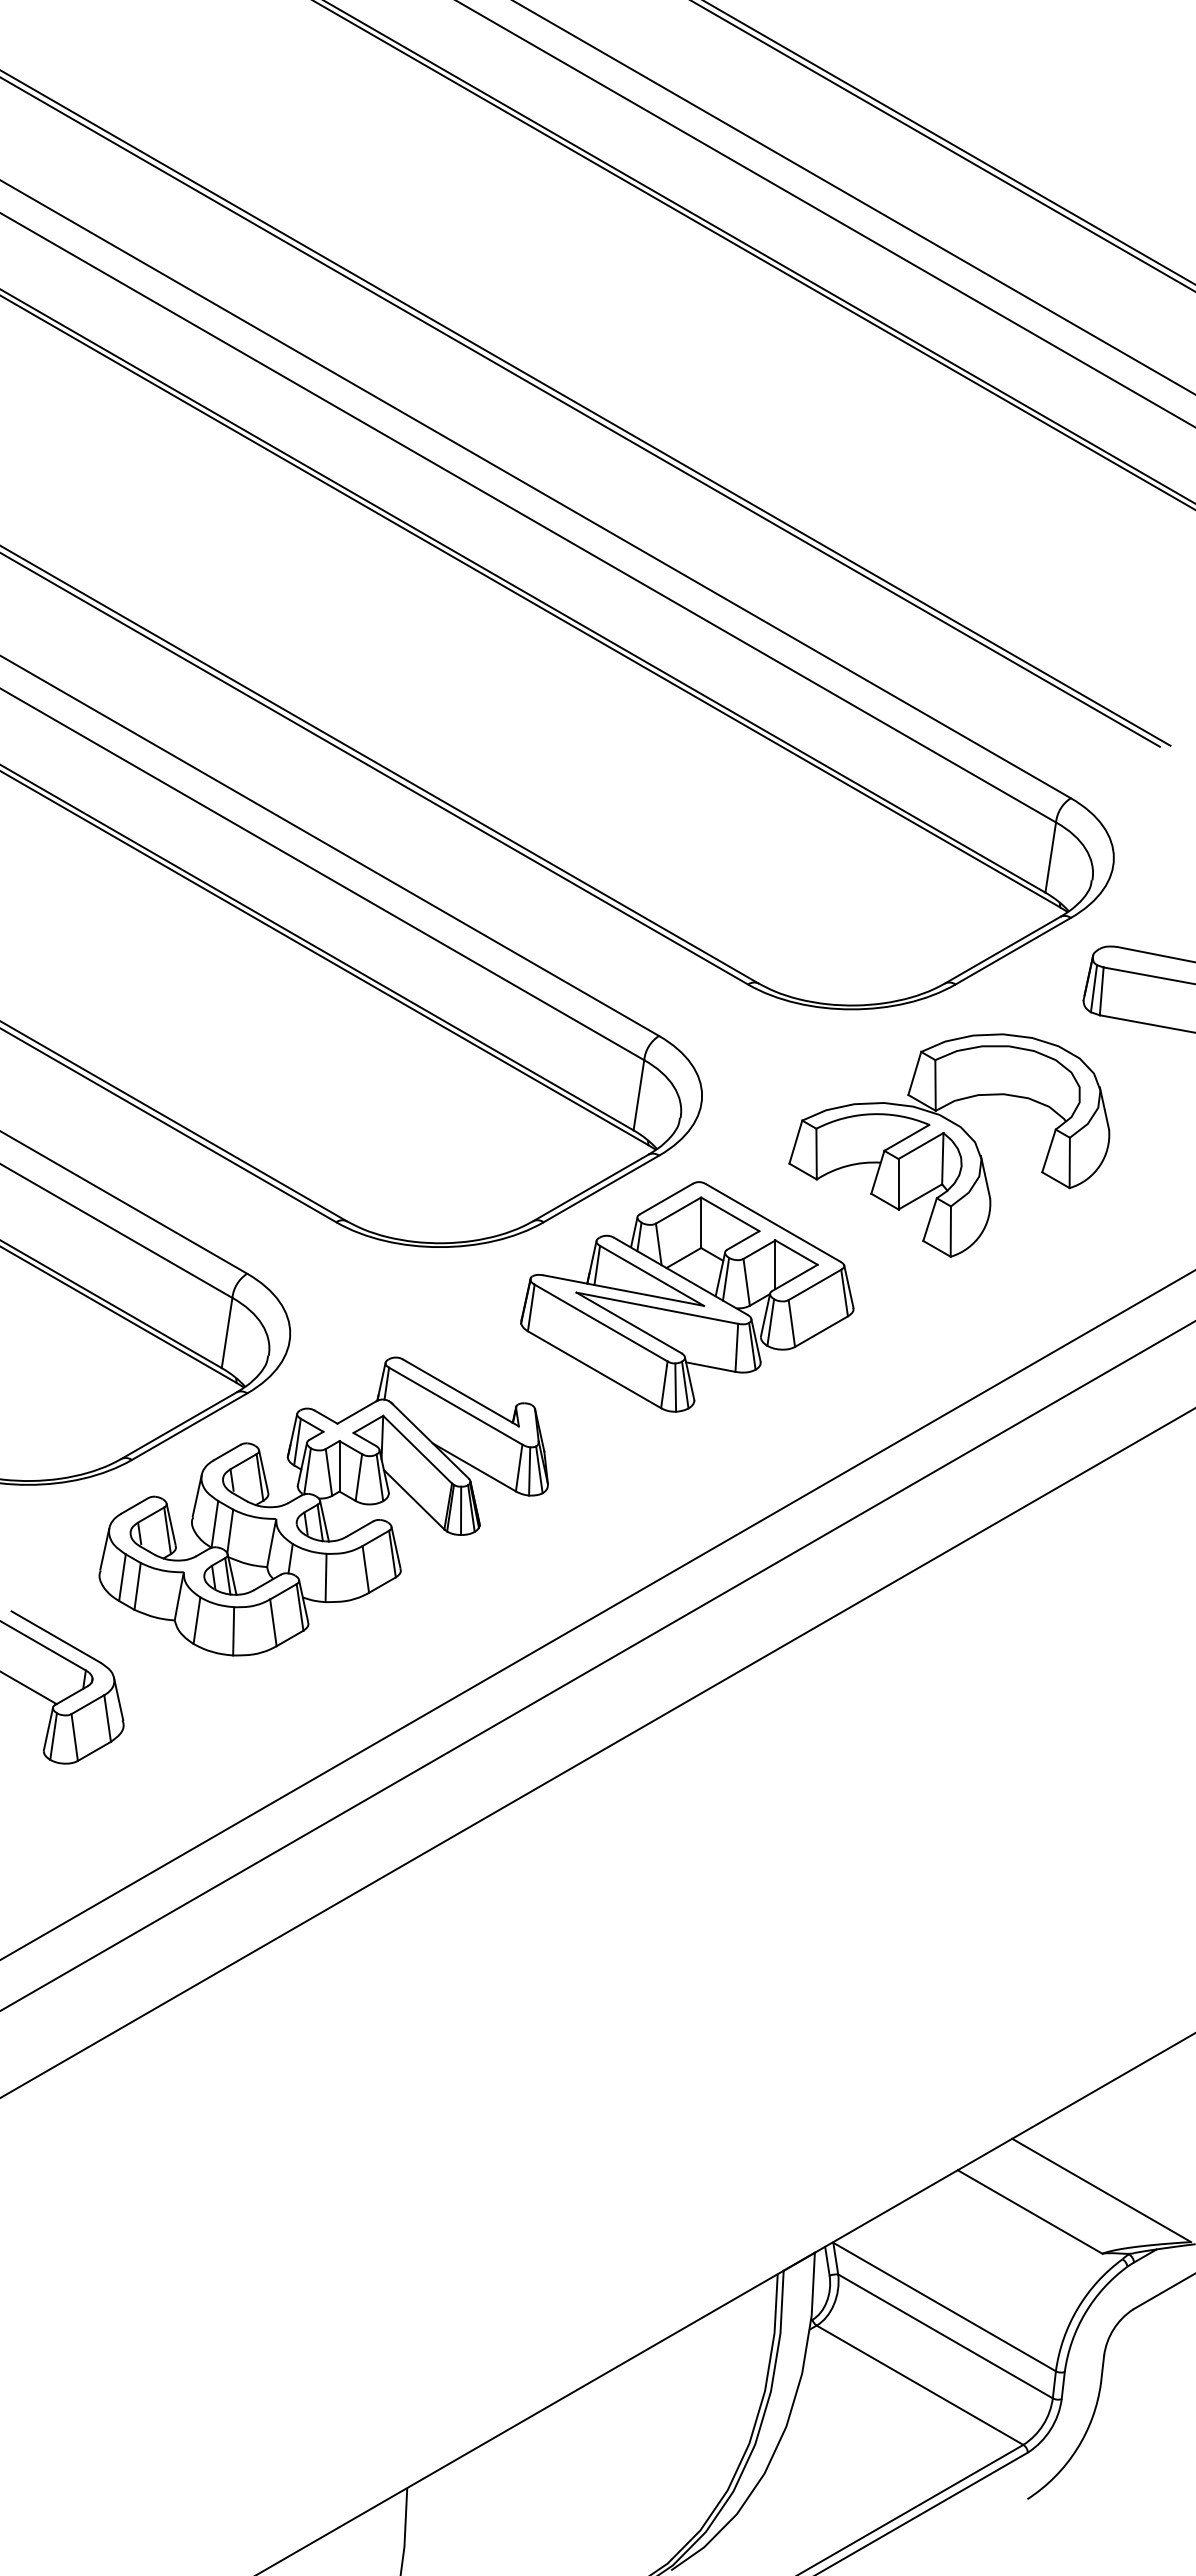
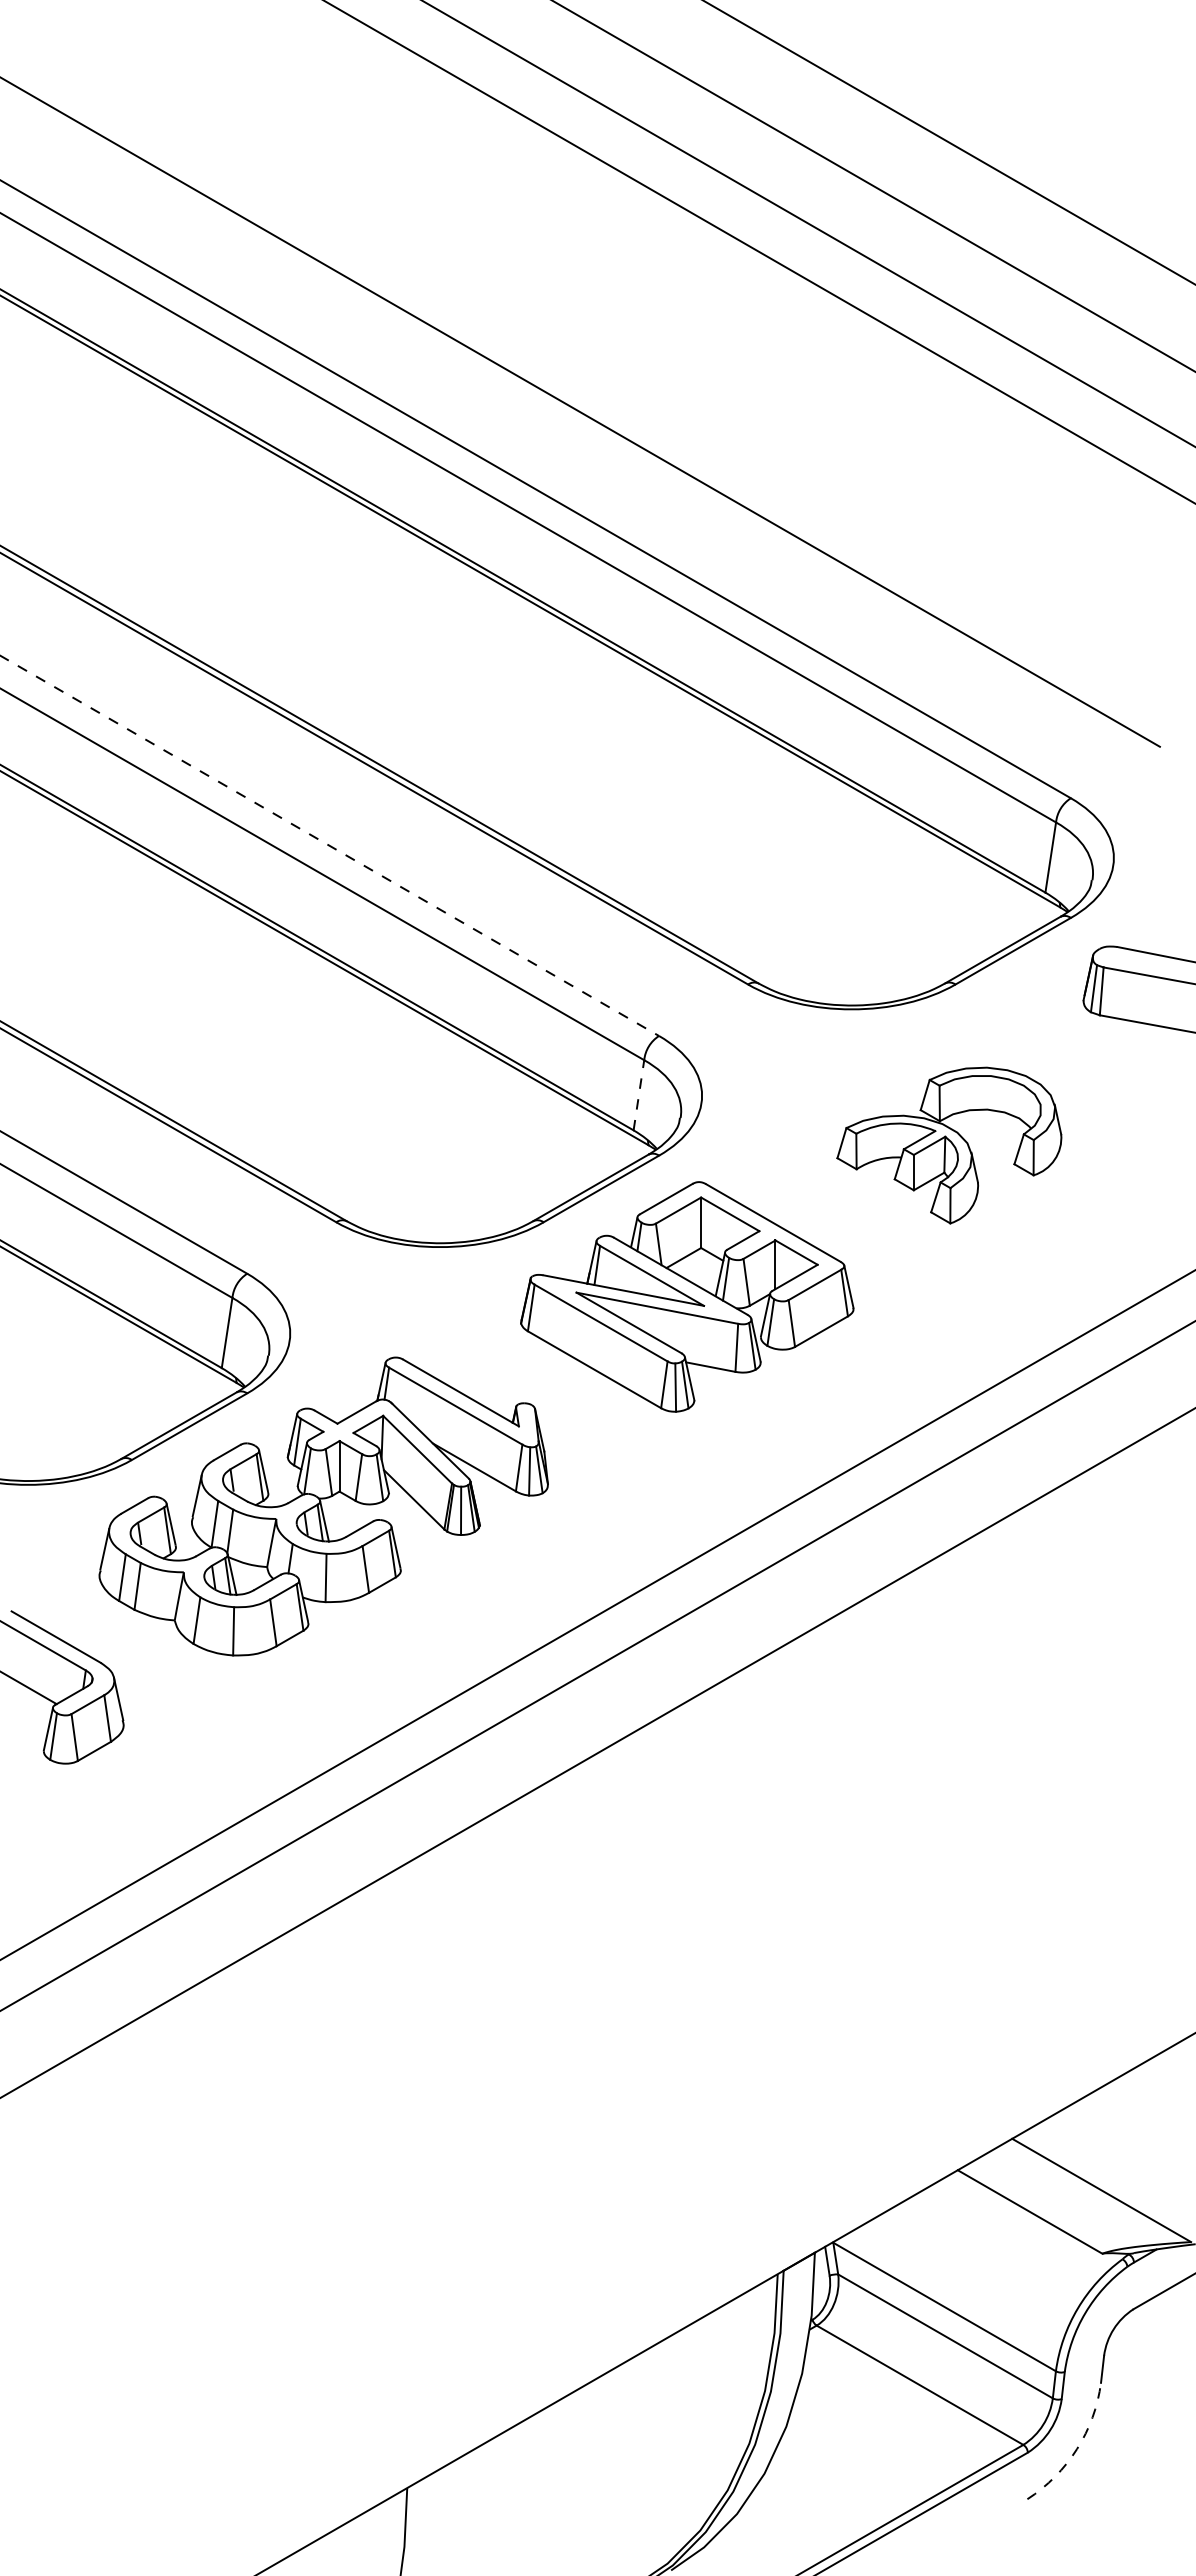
line: present -> none (942, 146)
line position: (853, 197) -> (873, 186) (873, 186)
line position: (825, 213) -> (808, 223) (808, 223)
line: present -> none (754, 255)
line: present -> none (586, 408)
line: solid -> dashed (330, 846)
line: solid -> dashed (639, 1094)
part size: 323x225 px -> 227x159 px (949, 1145)
arc: solid -> dashed (1077, 2449)
